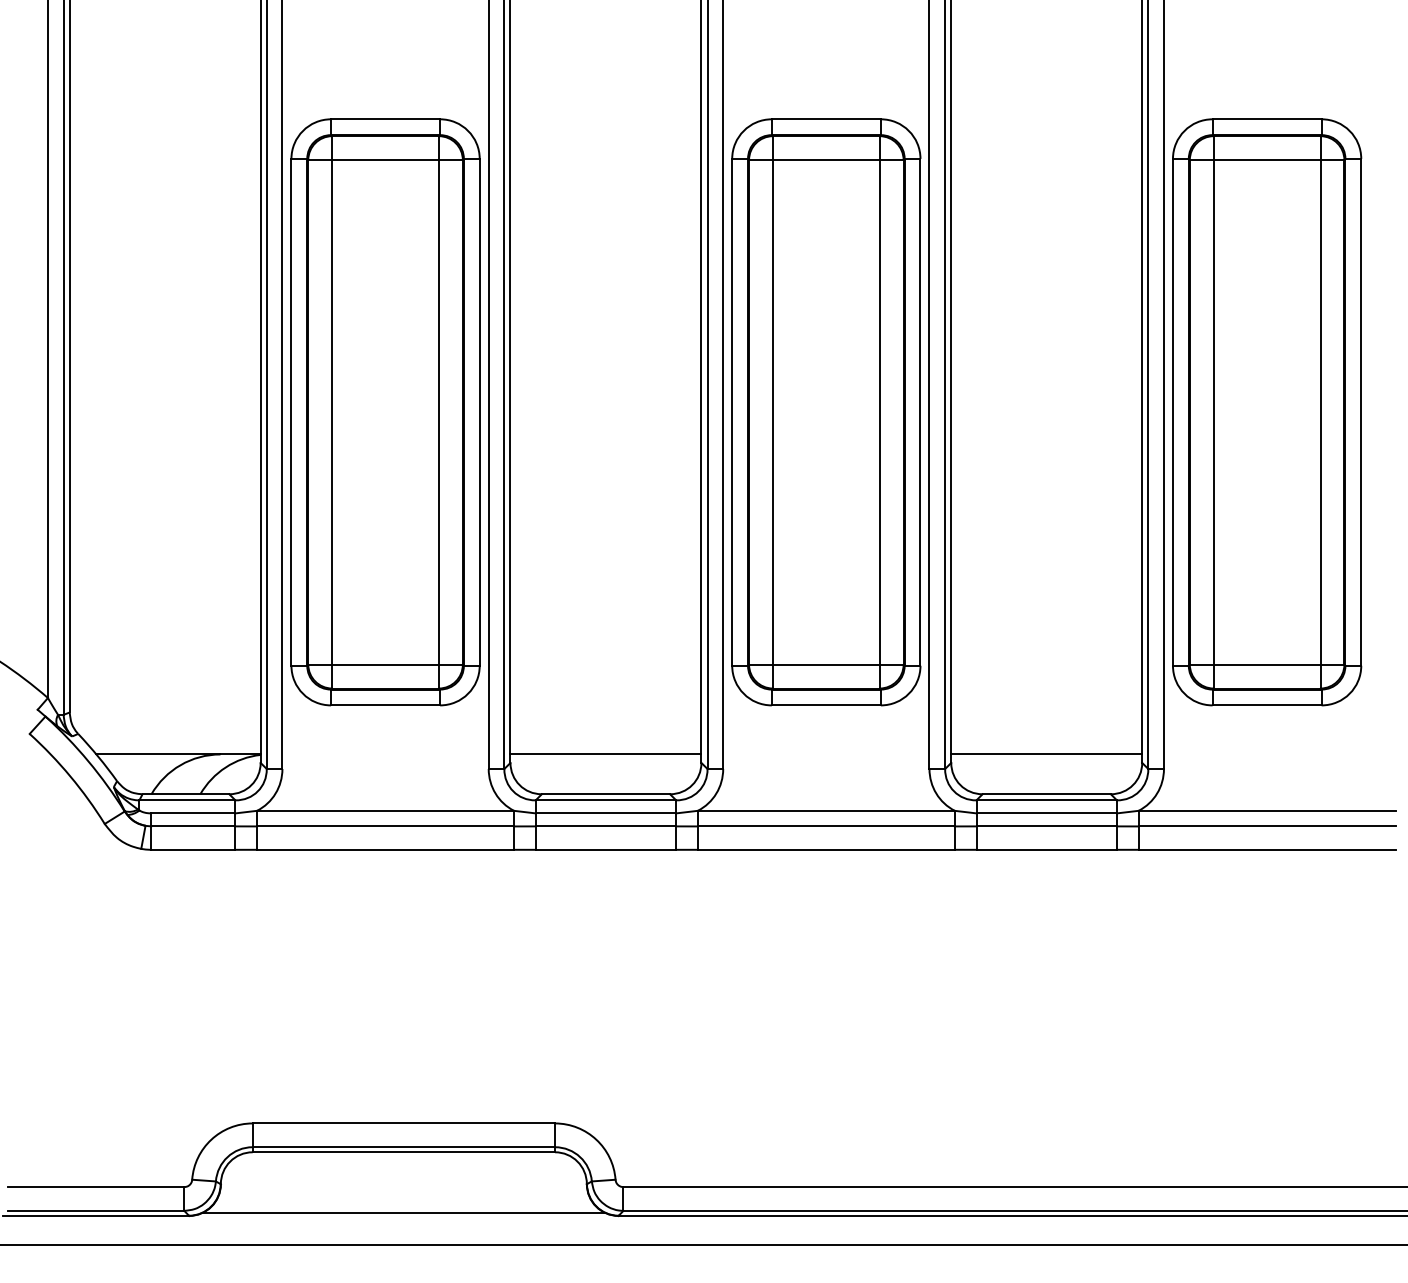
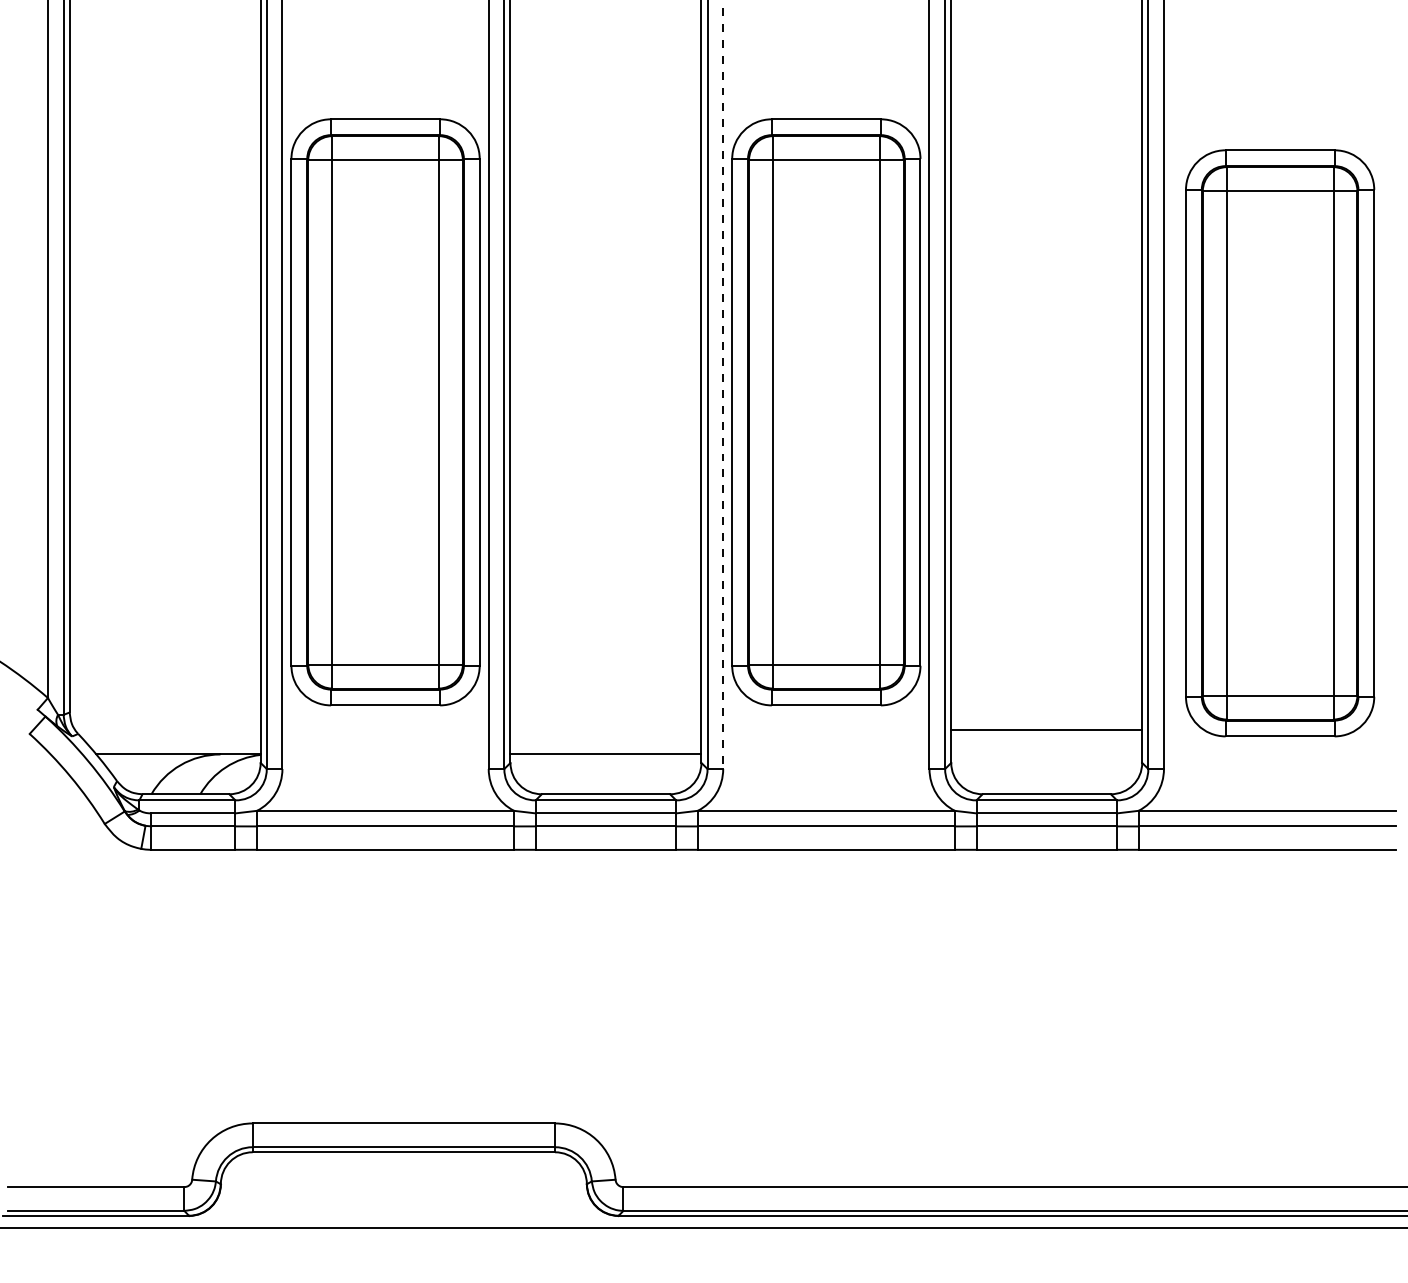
line: solid -> dashed (723, 385)
part position: (1267, 412) -> (1280, 443) (1280, 443)
line position: (1046, 754) -> (1046, 730) (1046, 730)
line: present -> none (403, 1212)
line position: (703, 1244) -> (703, 1227) (703, 1227)
